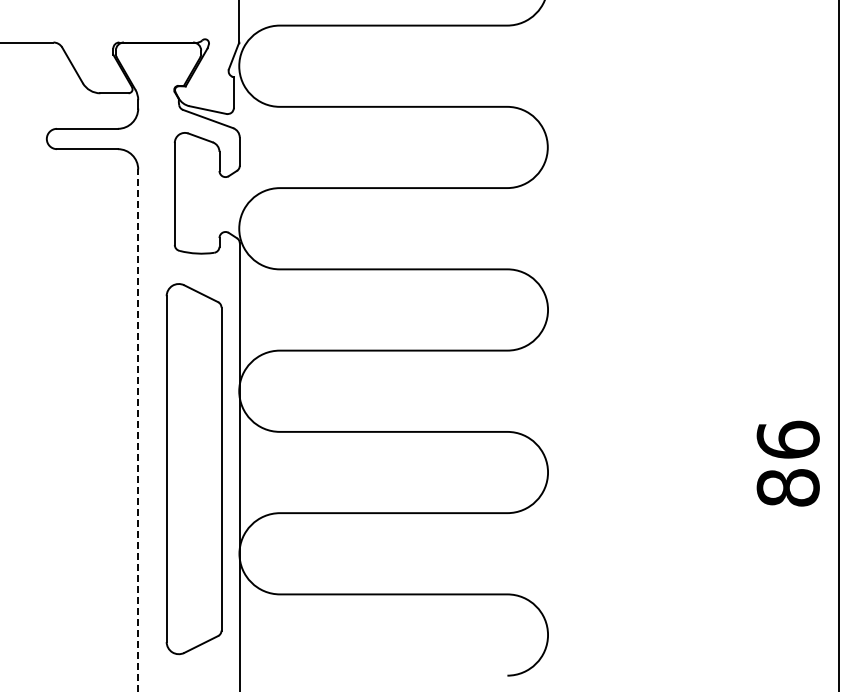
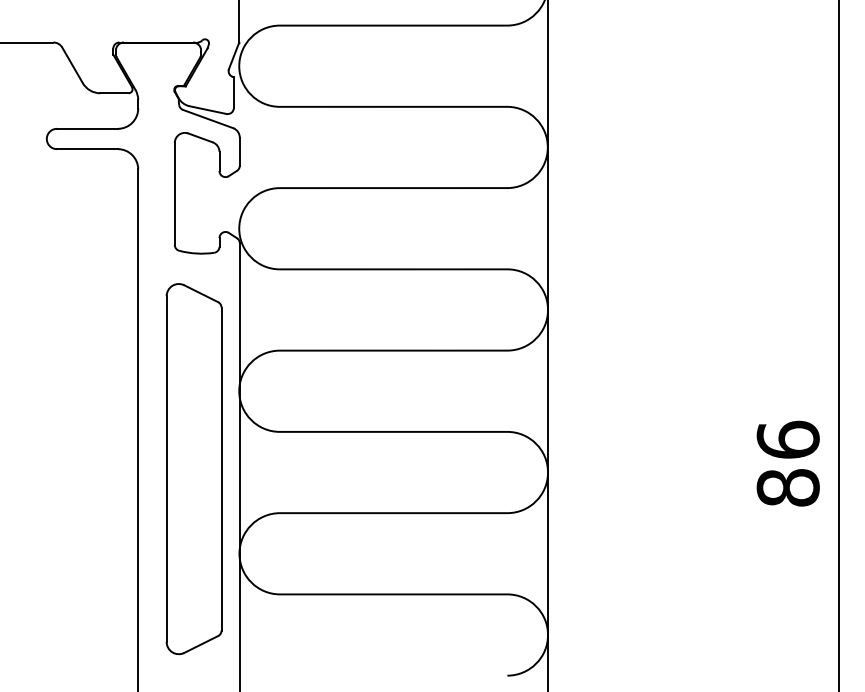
line: none -> present (548, 345)
line: dashed -> solid (138, 430)
